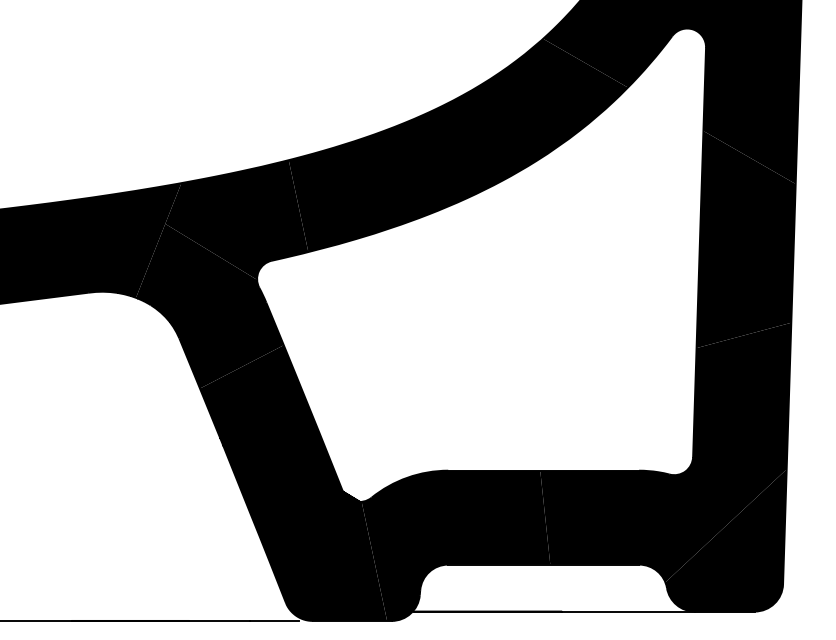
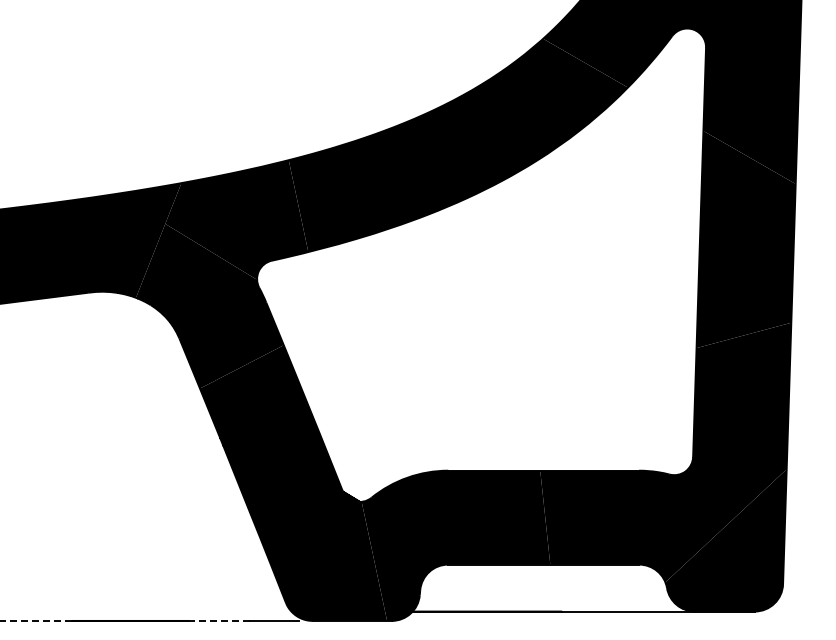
line: solid -> dashed (35, 620)
line: solid -> dashed (219, 620)
